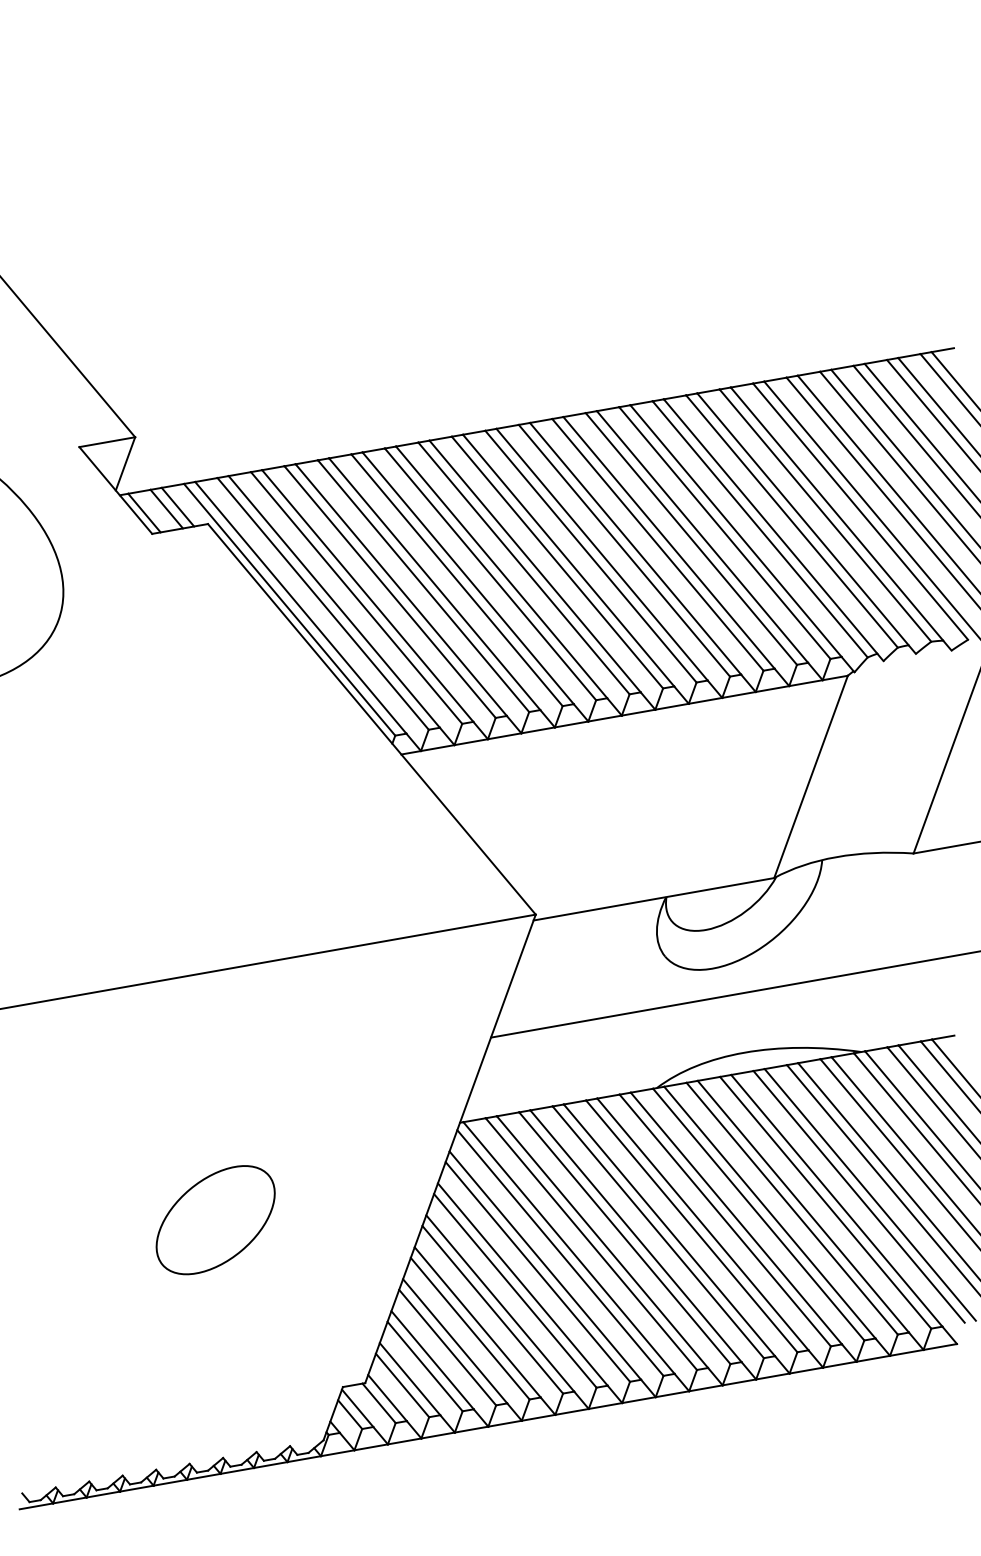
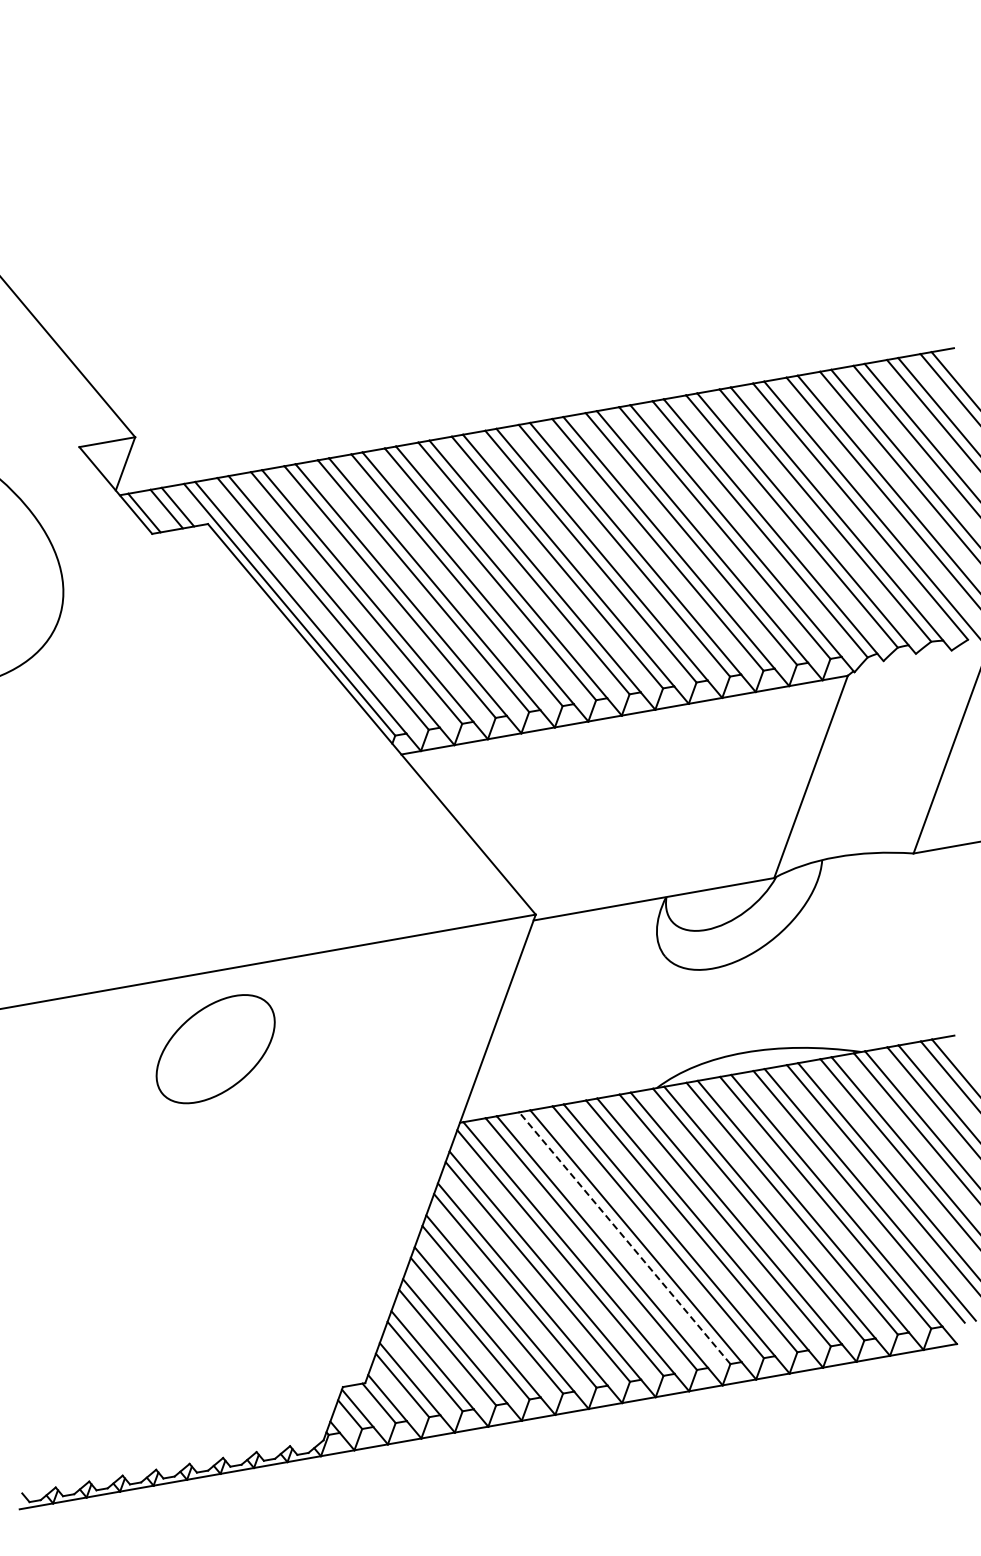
line: present -> none (734, 994)
part position: (215, 1220) -> (215, 1049) (215, 1049)
line: solid -> dashed (624, 1237)
